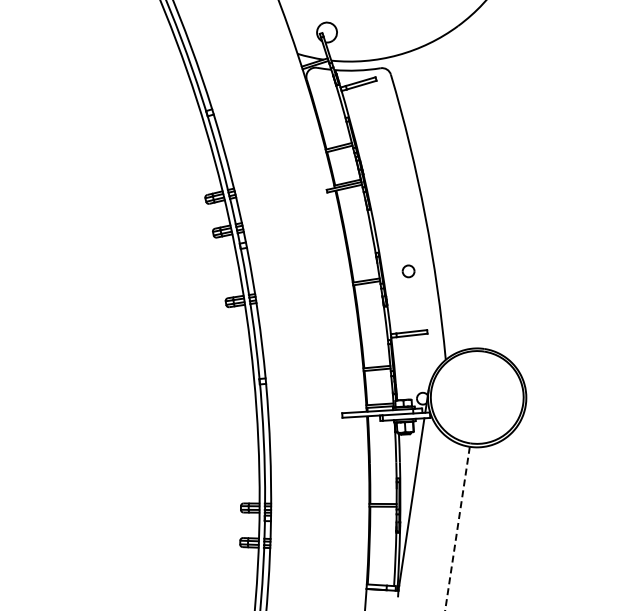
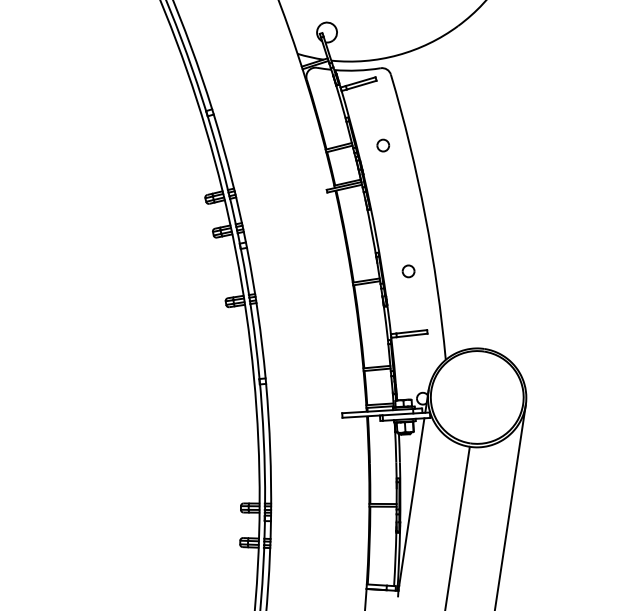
part: none -> present (383, 145)
line: none -> present (510, 506)
line: dashed -> solid (457, 528)
